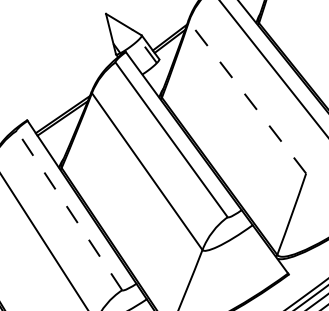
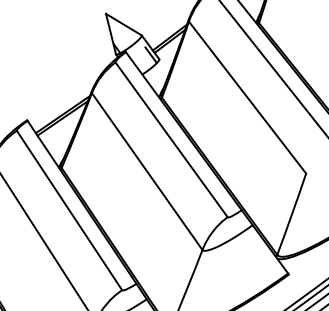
line: dashed -> solid (247, 97)
line: dashed -> solid (69, 210)
